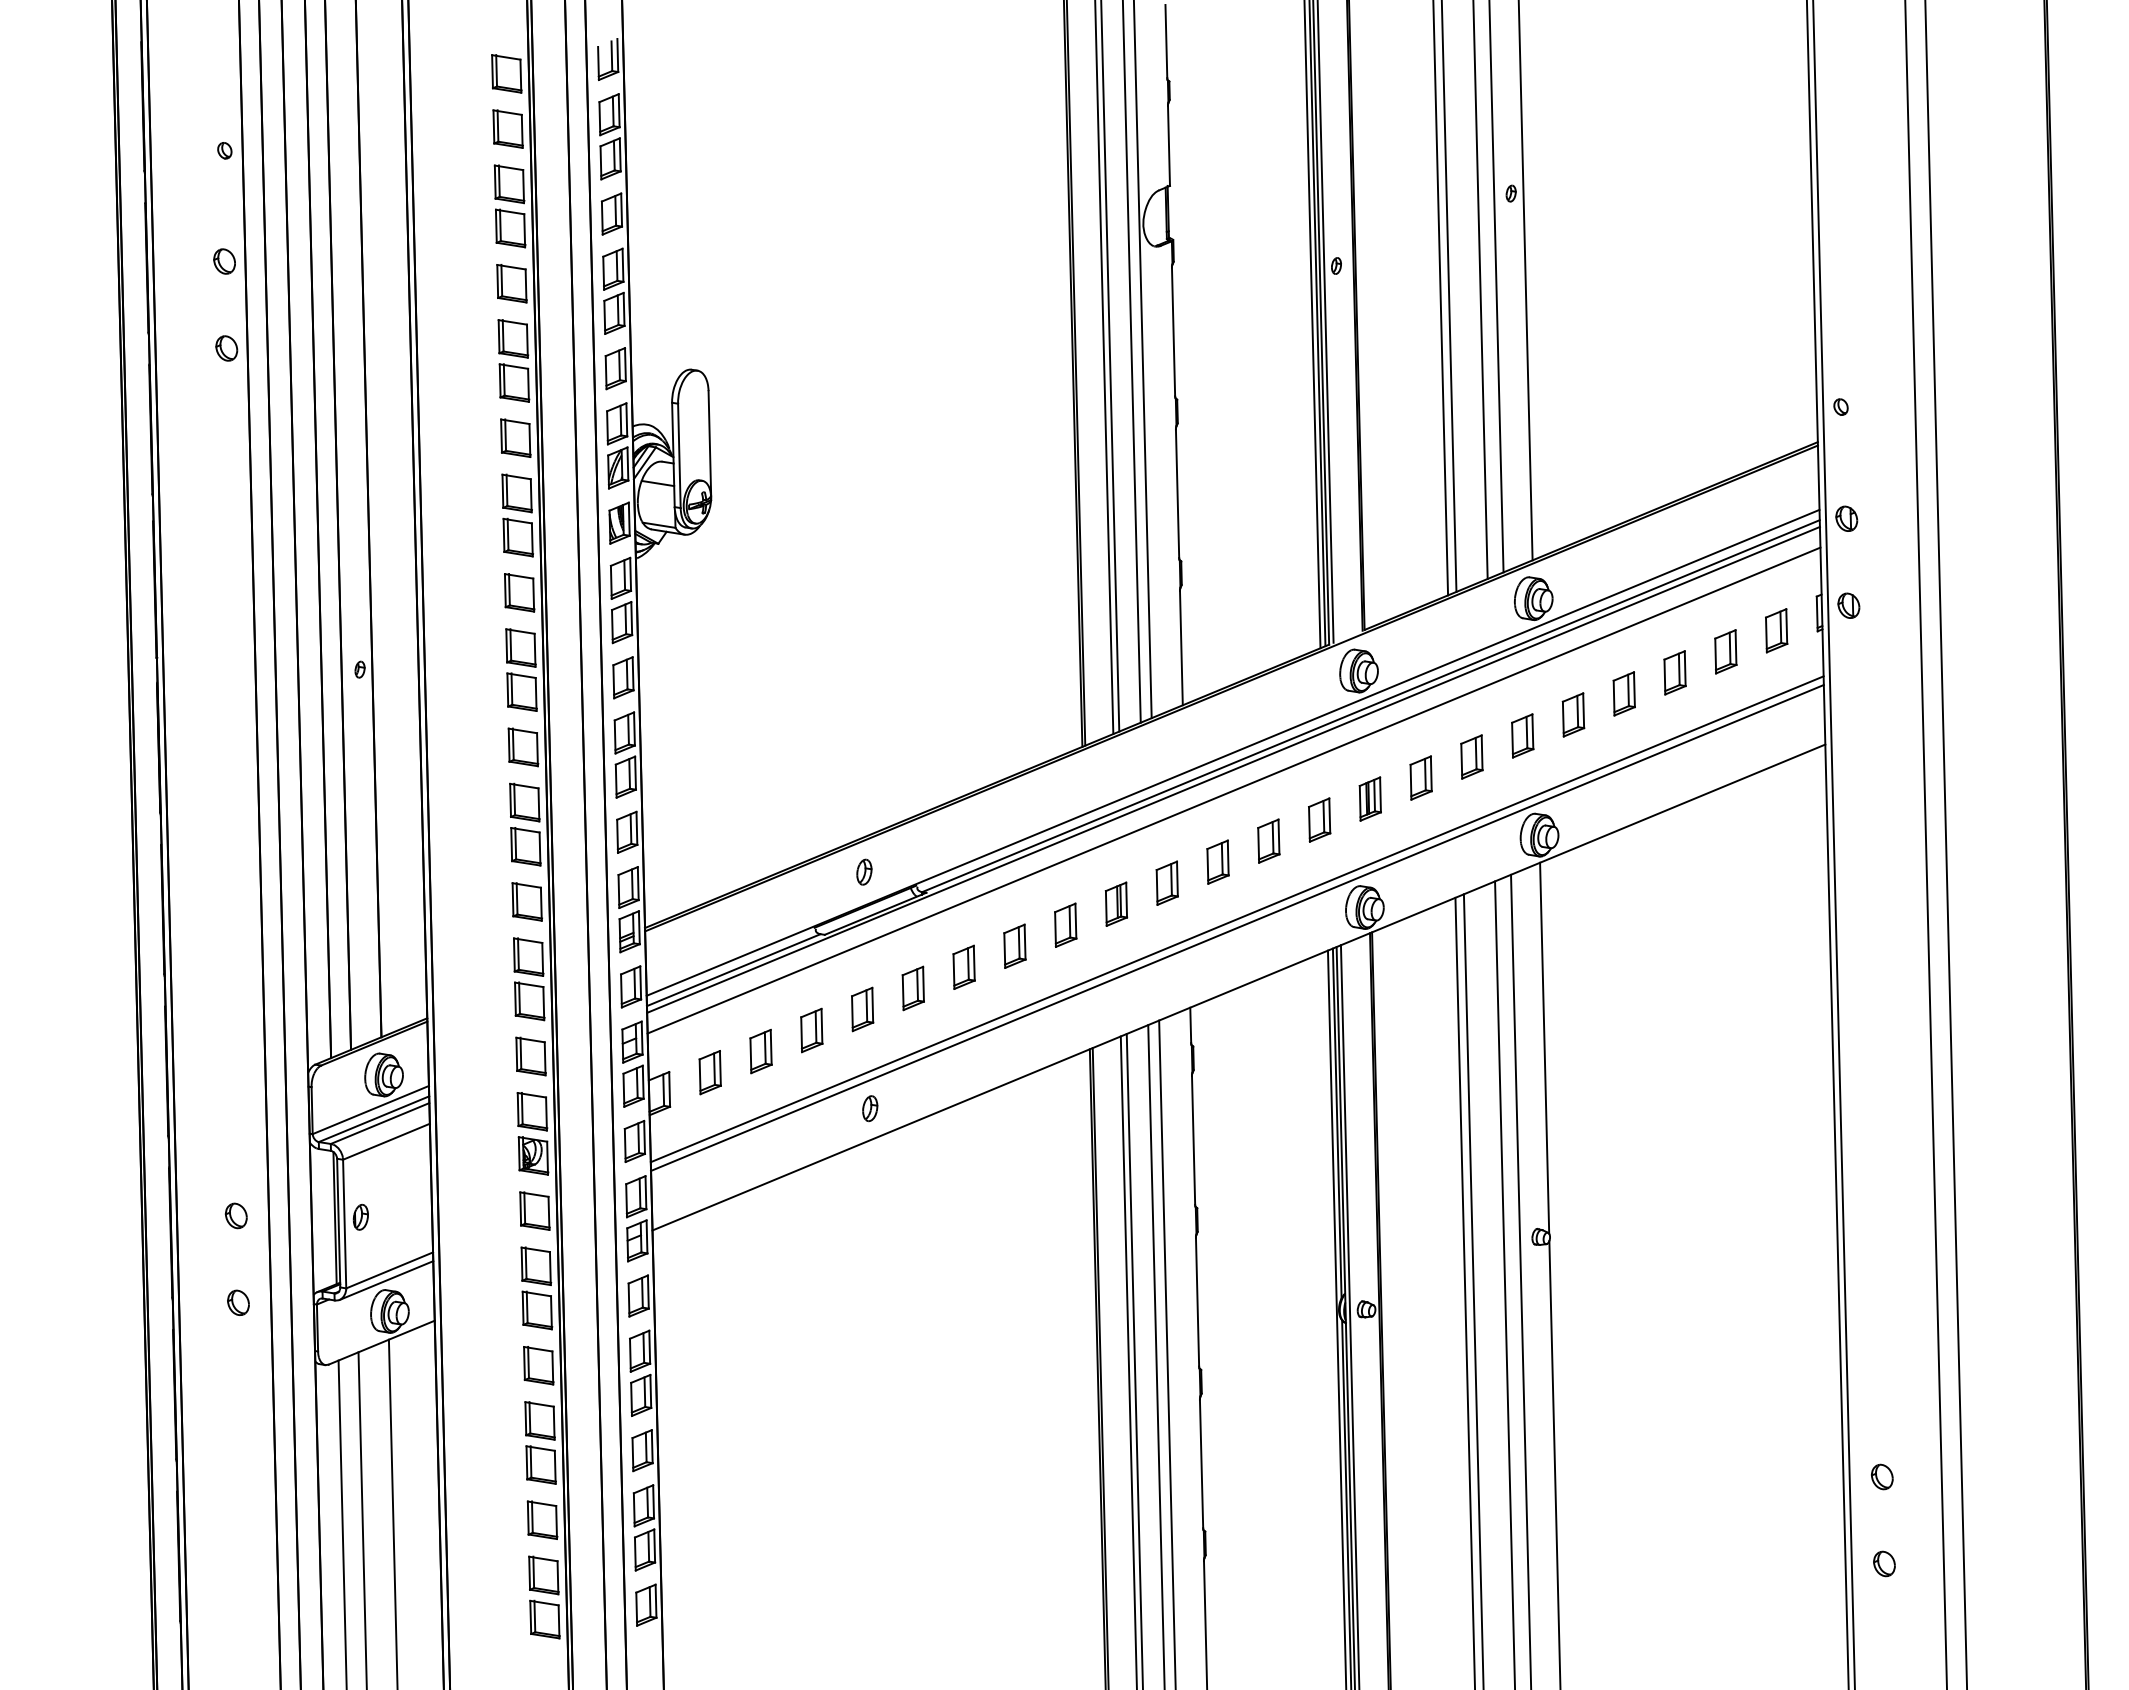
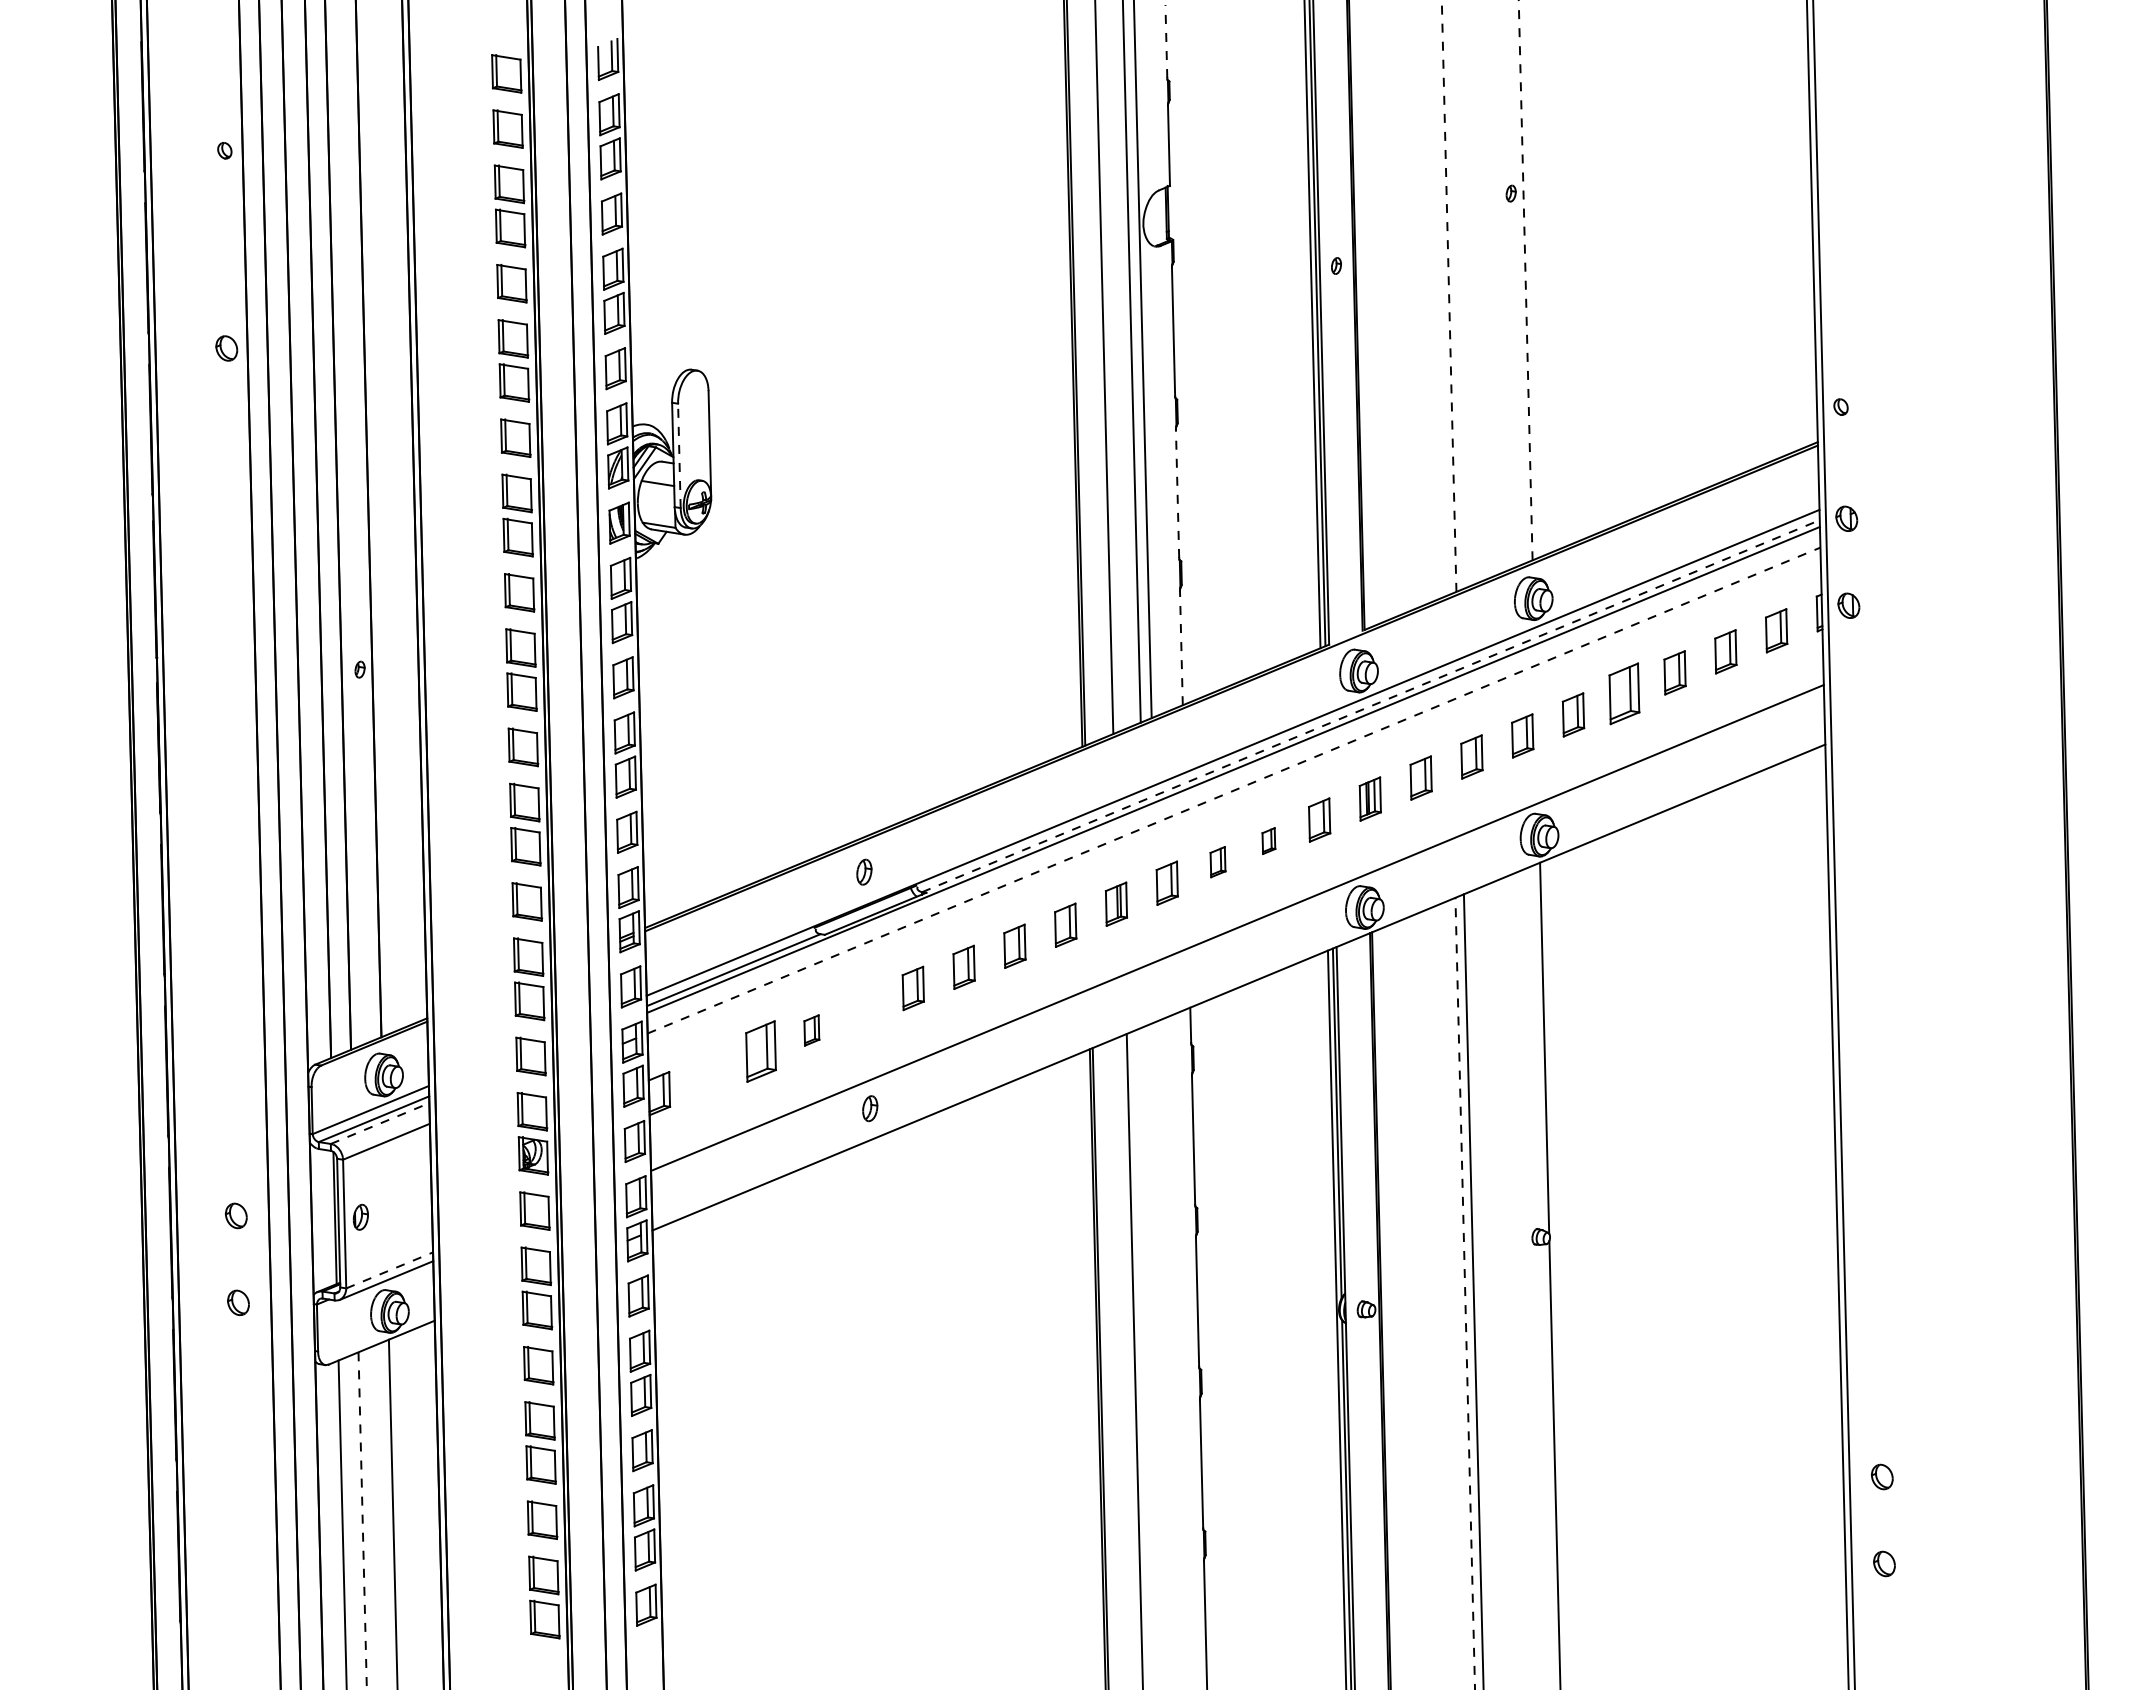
line: solid -> dashed (1166, 41)
part: present -> none (224, 261)
line: solid -> dashed (1525, 280)
line: present -> none (1496, 287)
line: present -> none (1480, 290)
line: solid -> dashed (1449, 296)
line: present -> none (1440, 298)
line: present -> none (1325, 322)
line: present -> none (1110, 366)
line: solid -> dashed (679, 455)
line: solid -> dashed (1177, 493)
line: solid -> dashed (1181, 647)
part size: 24x46 px -> 33x64 px (1624, 693)
line: solid -> dashed (1370, 706)
line: solid -> dashed (1234, 790)
part size: 24x46 px -> 16x29 px (1268, 841)
line: present -> none (1925, 844)
line: present -> none (1946, 844)
part size: 24x46 px -> 18x33 px (1217, 862)
line: present -> none (1236, 919)
part: present -> none (862, 1009)
part size: 24x47 px -> 18x33 px (811, 1030)
part size: 24x47 px -> 32x63 px (760, 1051)
part: present -> none (709, 1072)
line: solid -> dashed (380, 1123)
line: solid -> dashed (389, 1270)
line: present -> none (1521, 1280)
line: present -> none (1504, 1283)
line: solid -> dashed (1465, 1293)
line: present -> none (1349, 1315)
line: present -> none (1167, 1353)
line: present -> none (1156, 1355)
line: present -> none (1128, 1361)
line: solid -> dashed (362, 1521)
